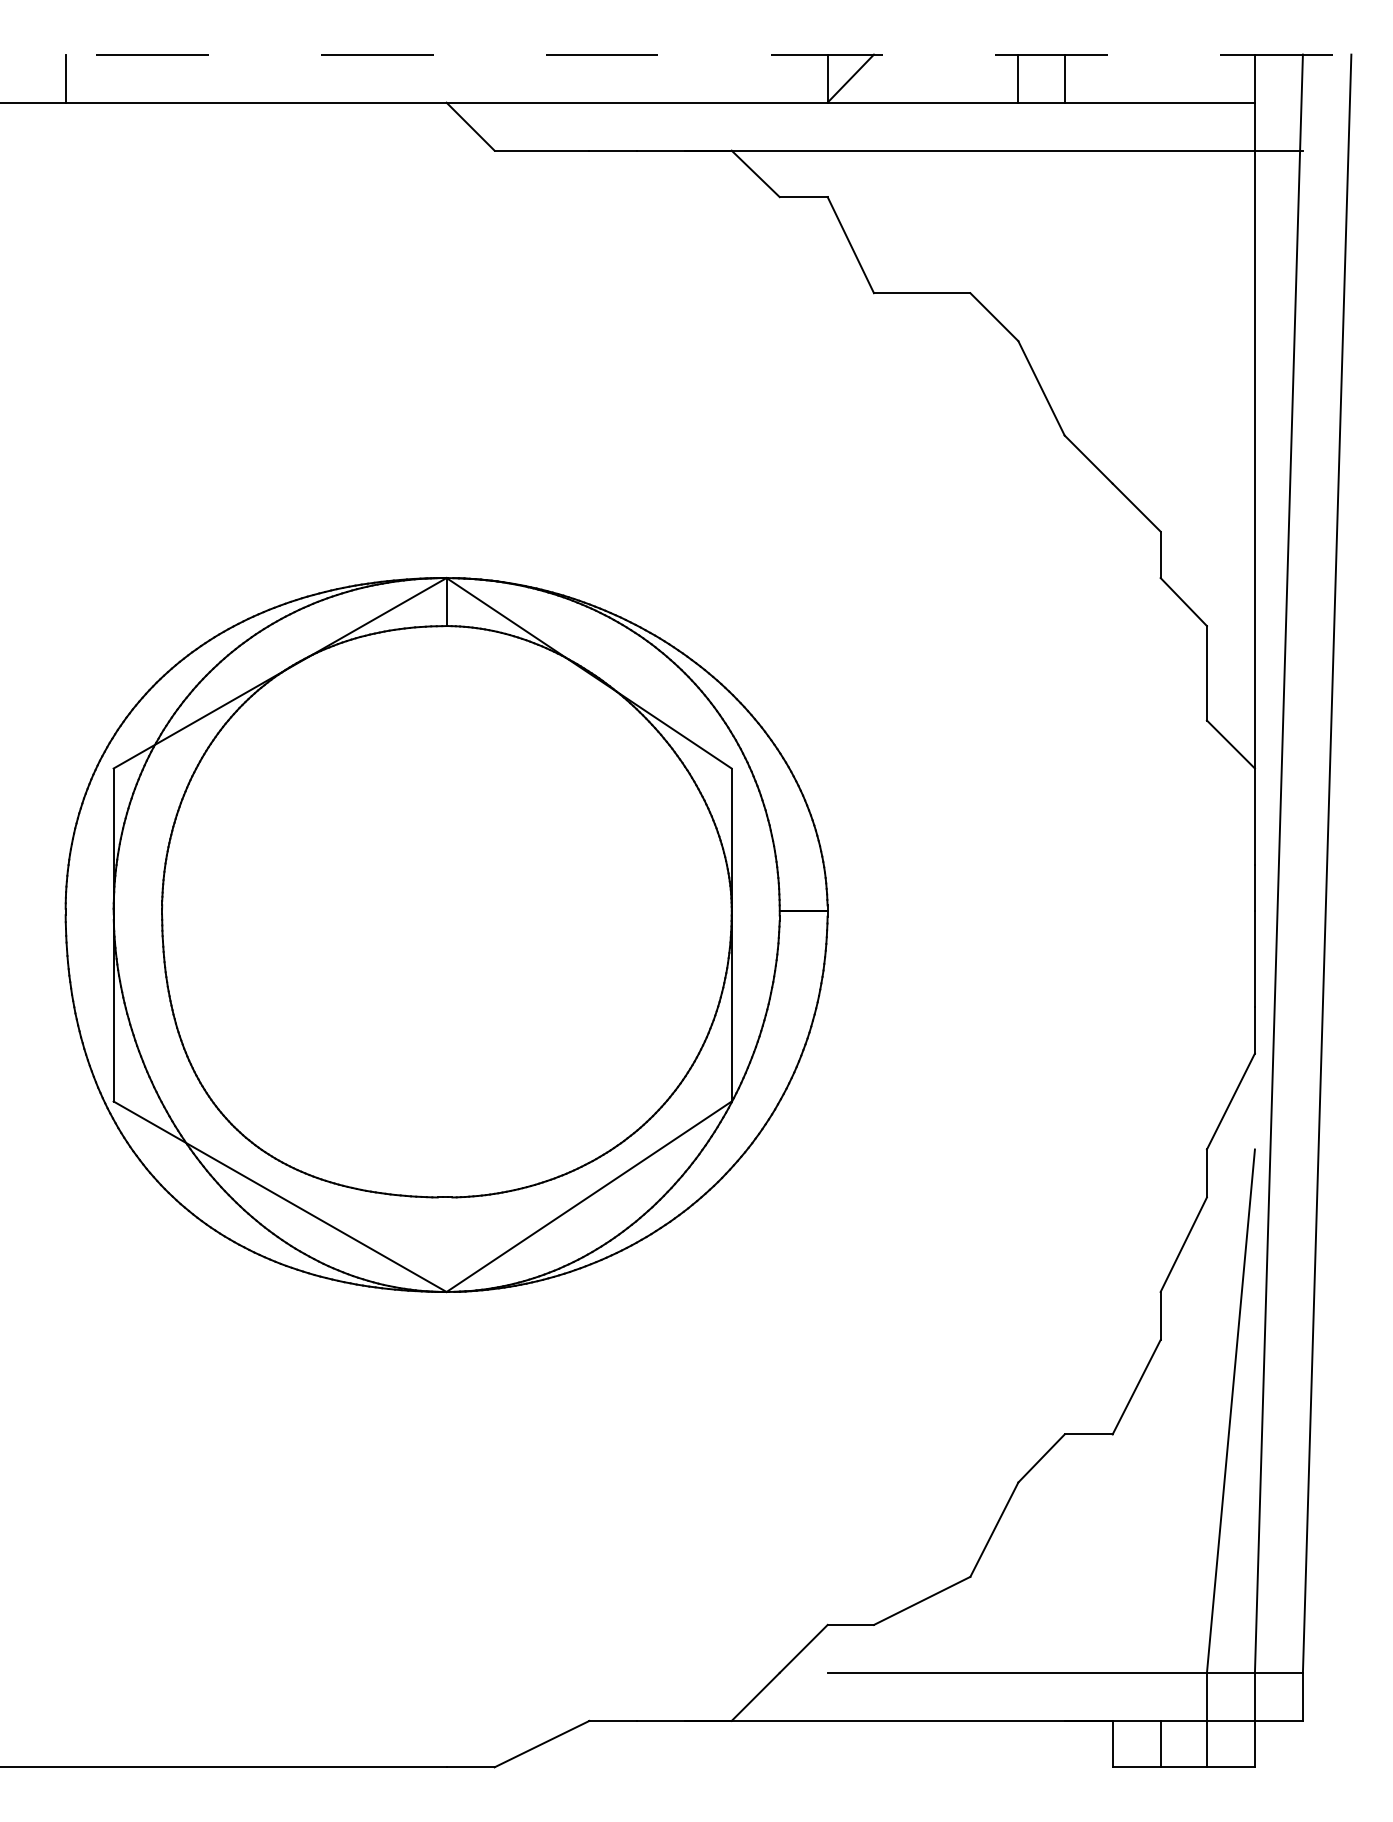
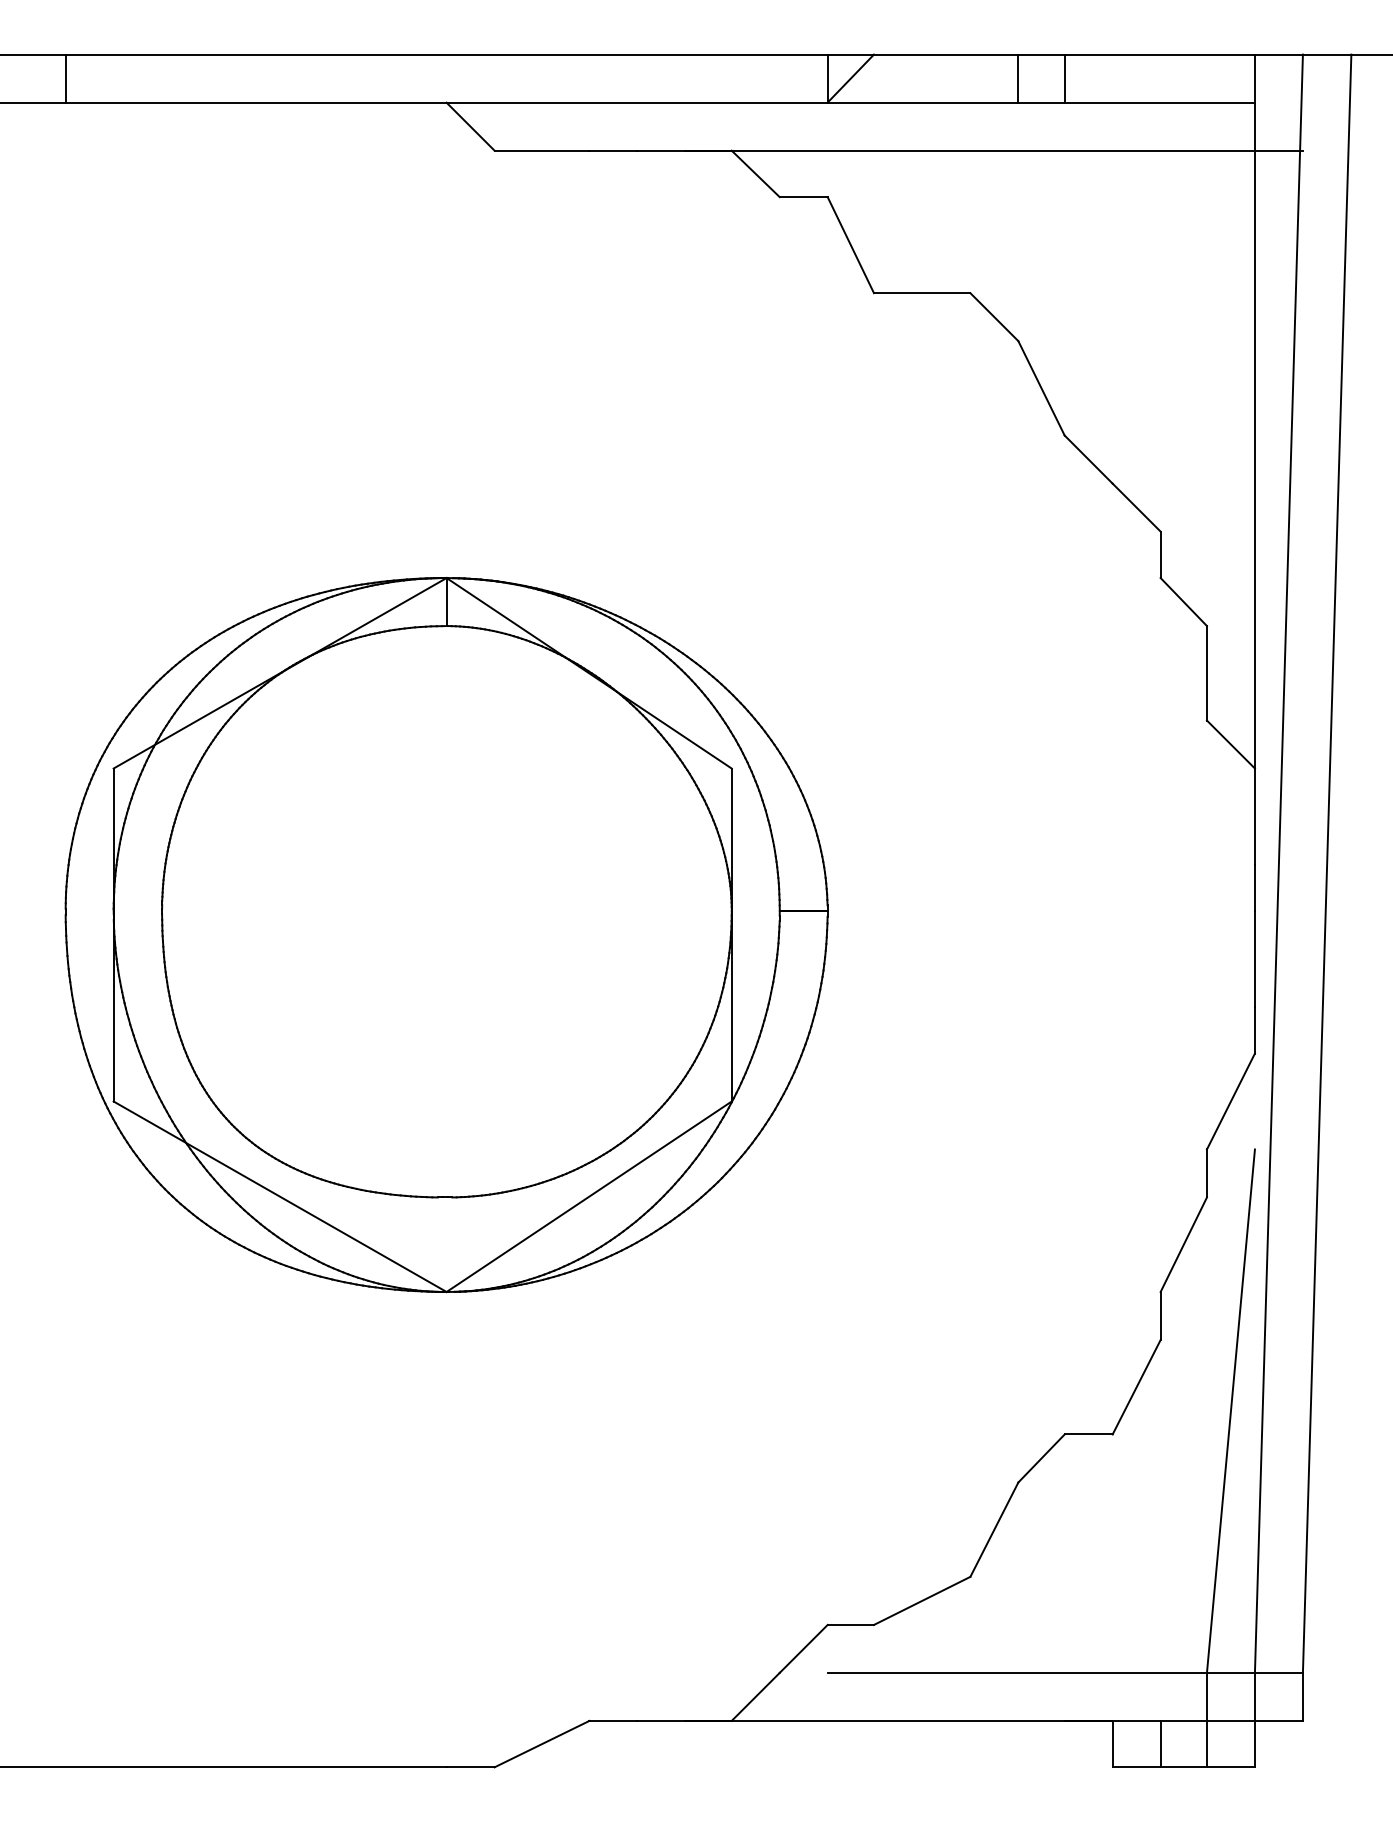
line: dashed -> solid (696, 54)
